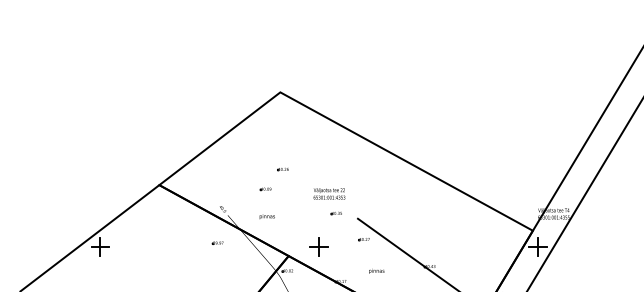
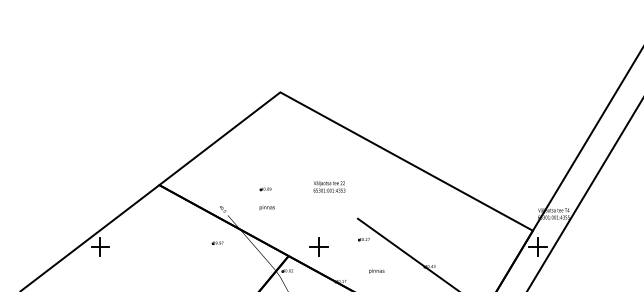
part: present -> none (282, 169)
text position: (329, 193) -> (329, 186) (329, 186)
part: present -> none (335, 213)
text position: (266, 216) -> (266, 207) (266, 207)
